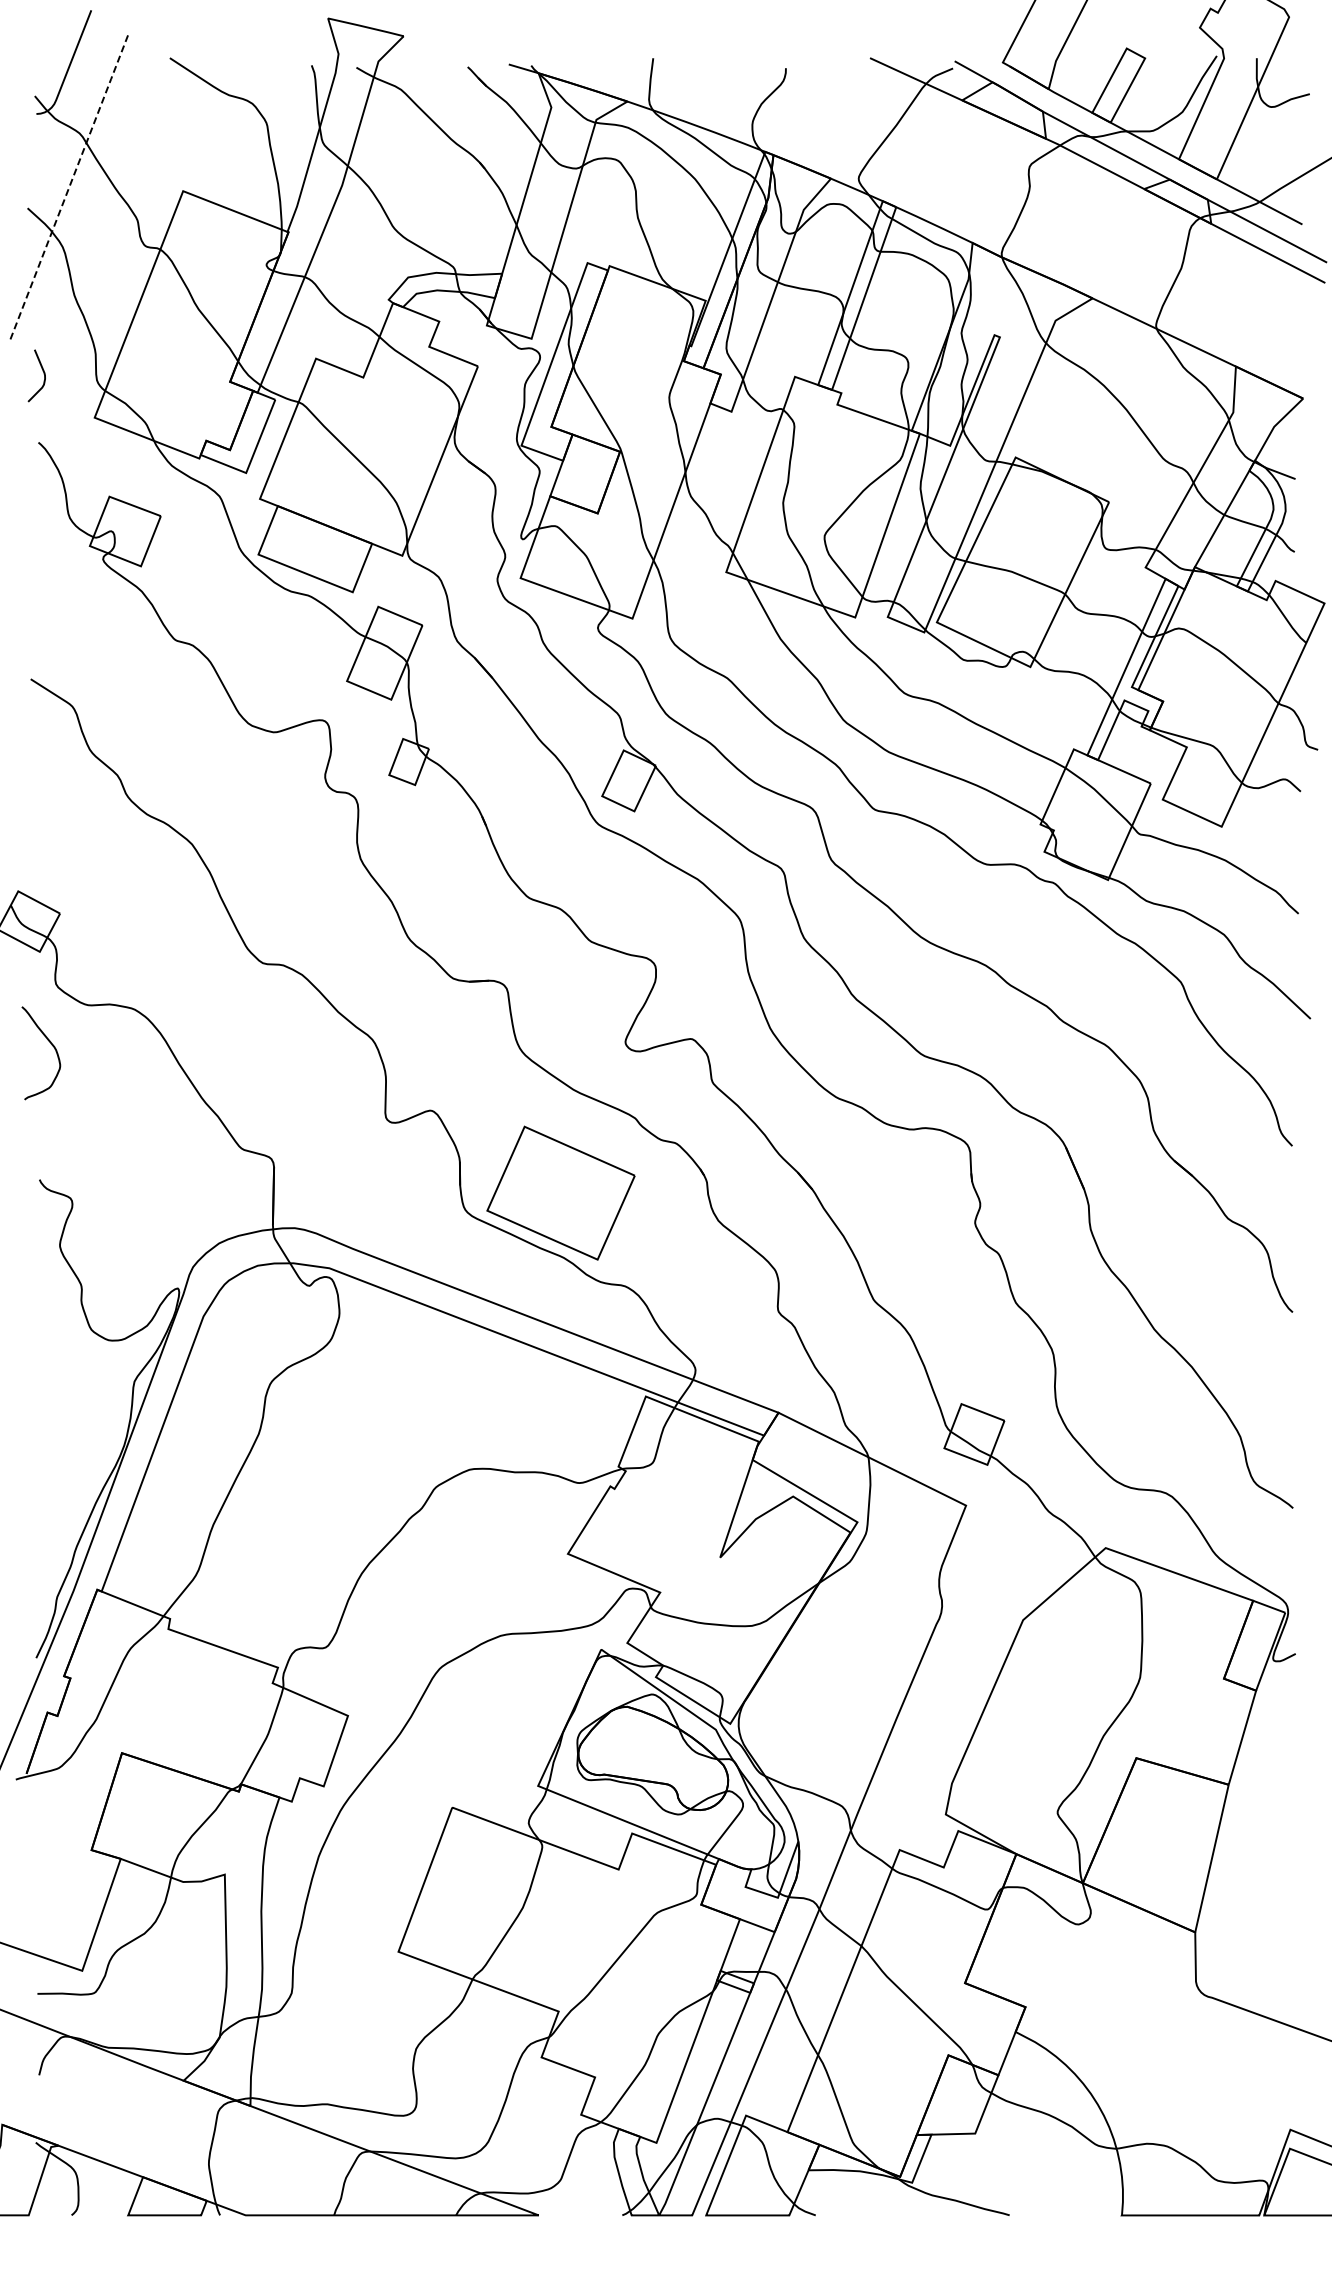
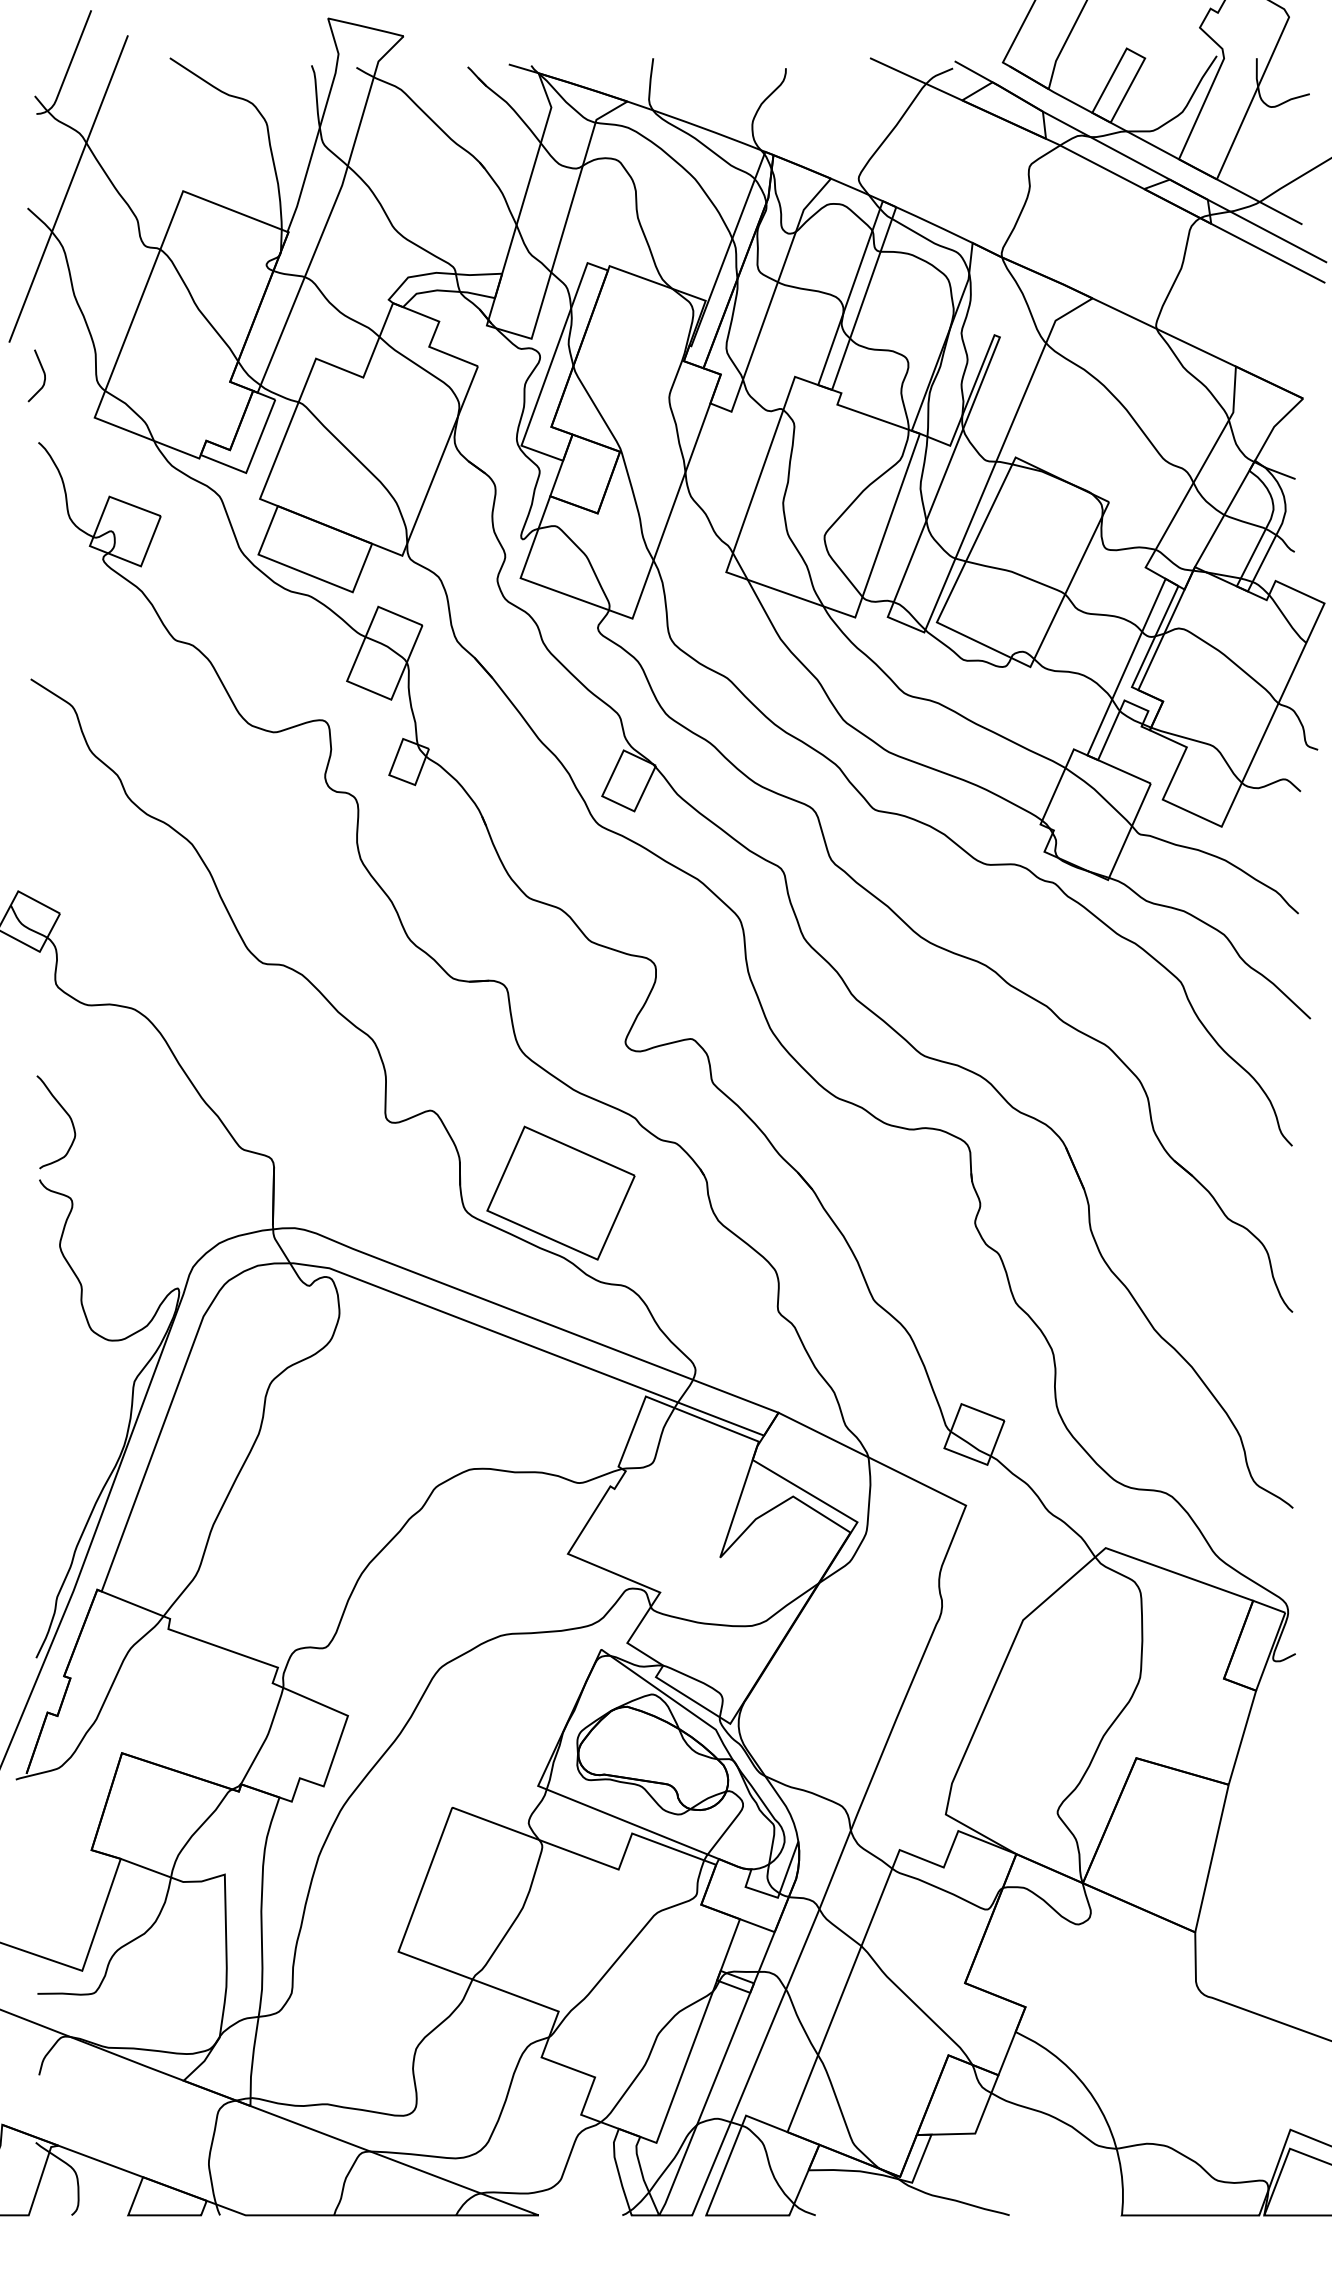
line: dashed -> solid (68, 188)
curve position: (51, 1045) -> (66, 1114) (66, 1114)
